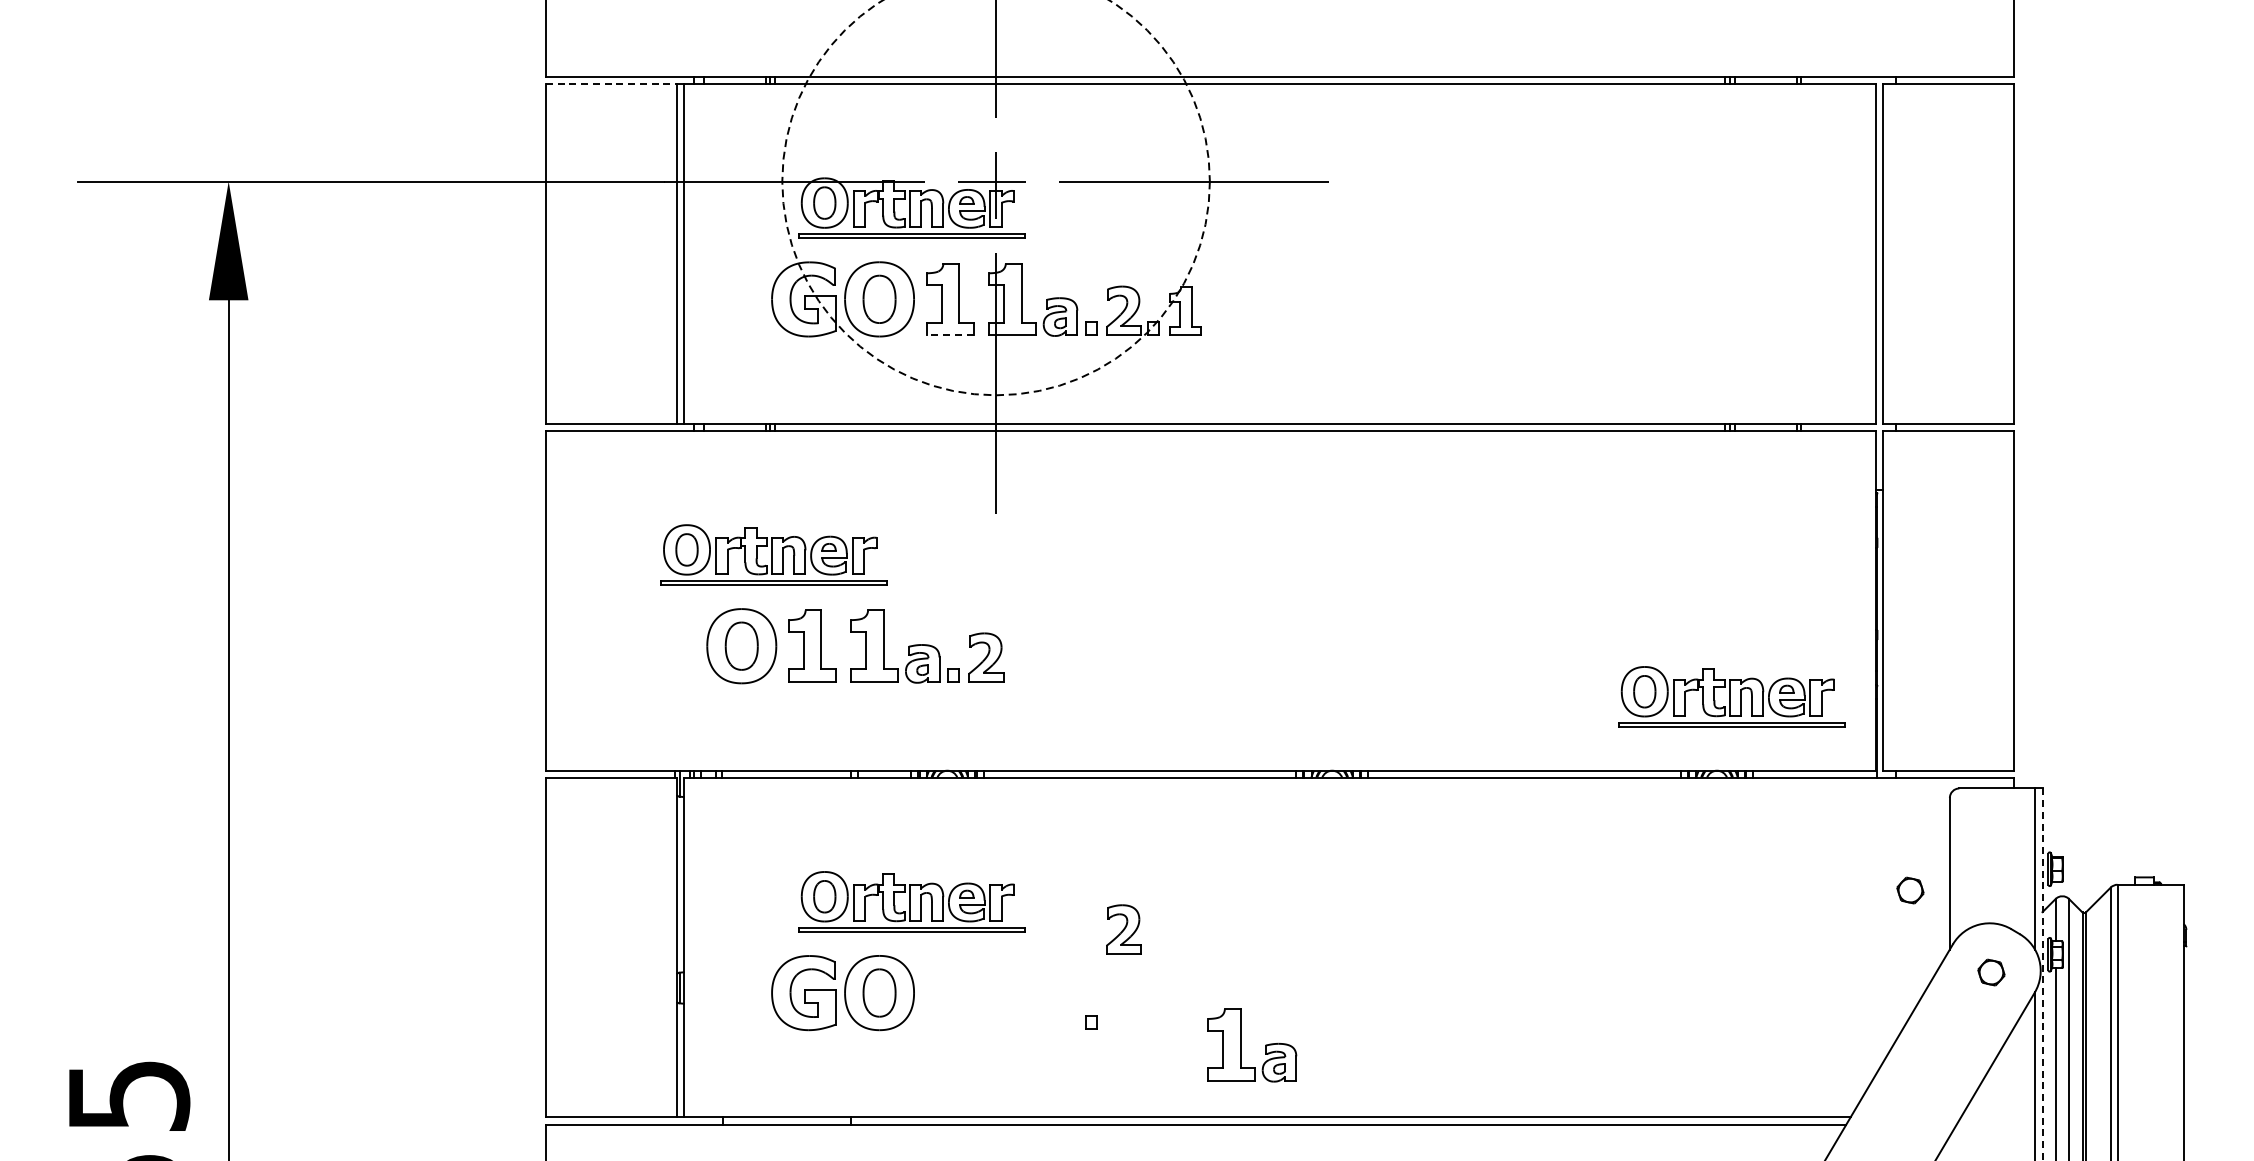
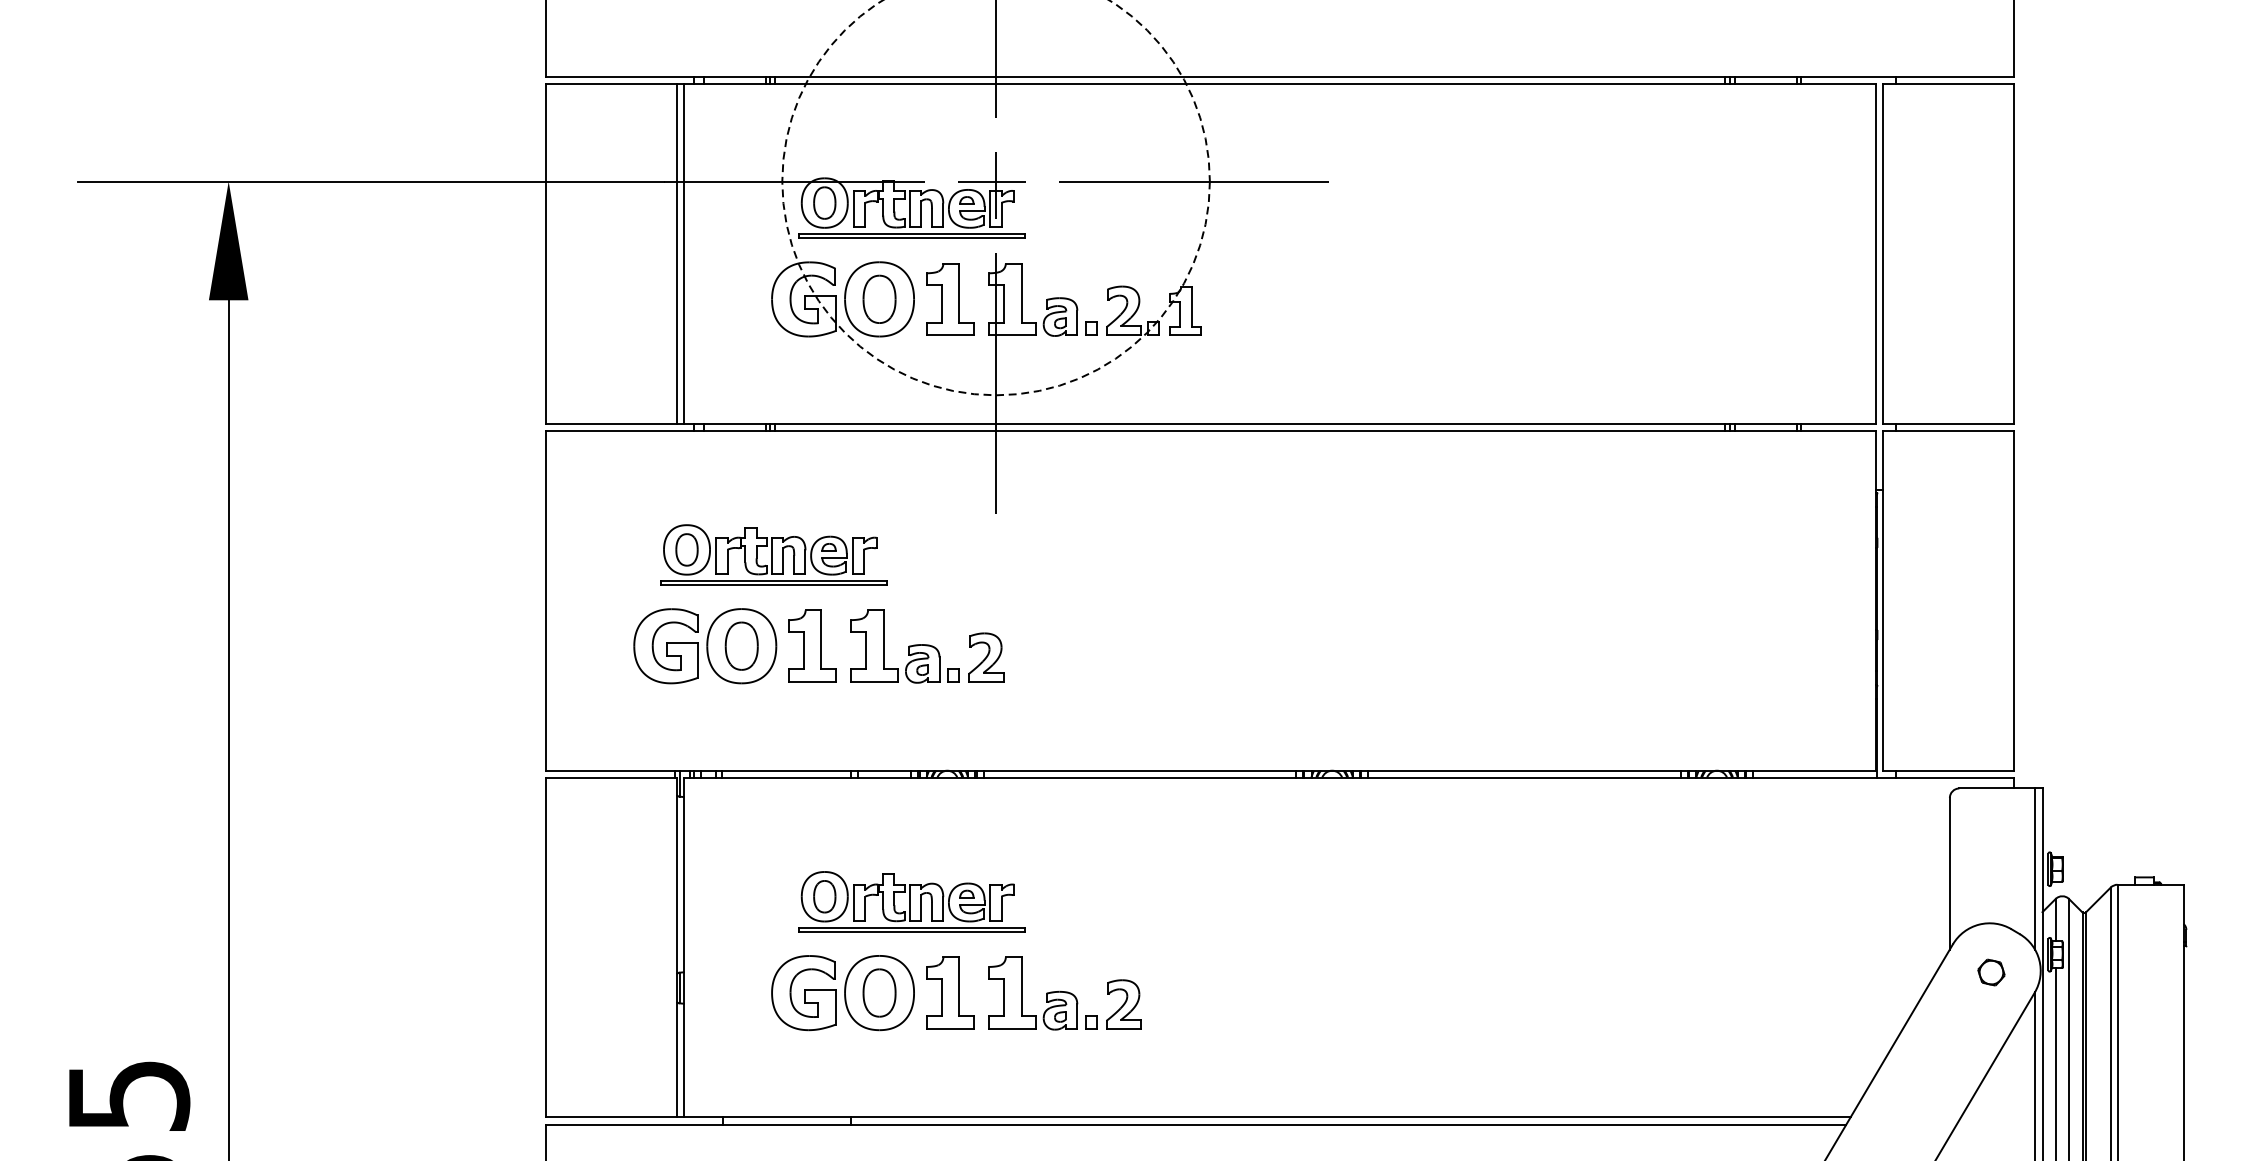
line: dashed -> solid (611, 84)
line: dashed -> solid (950, 335)
part: none -> present (665, 646)
part: present -> none (1731, 696)
part: present -> none (1910, 890)
part position: (1123, 929) -> (1123, 1004) (1123, 1004)
line: dashed -> solid (2042, 974)
part: none -> present (950, 992)
part position: (1241, 1045) -> (1022, 993) (1022, 993)
